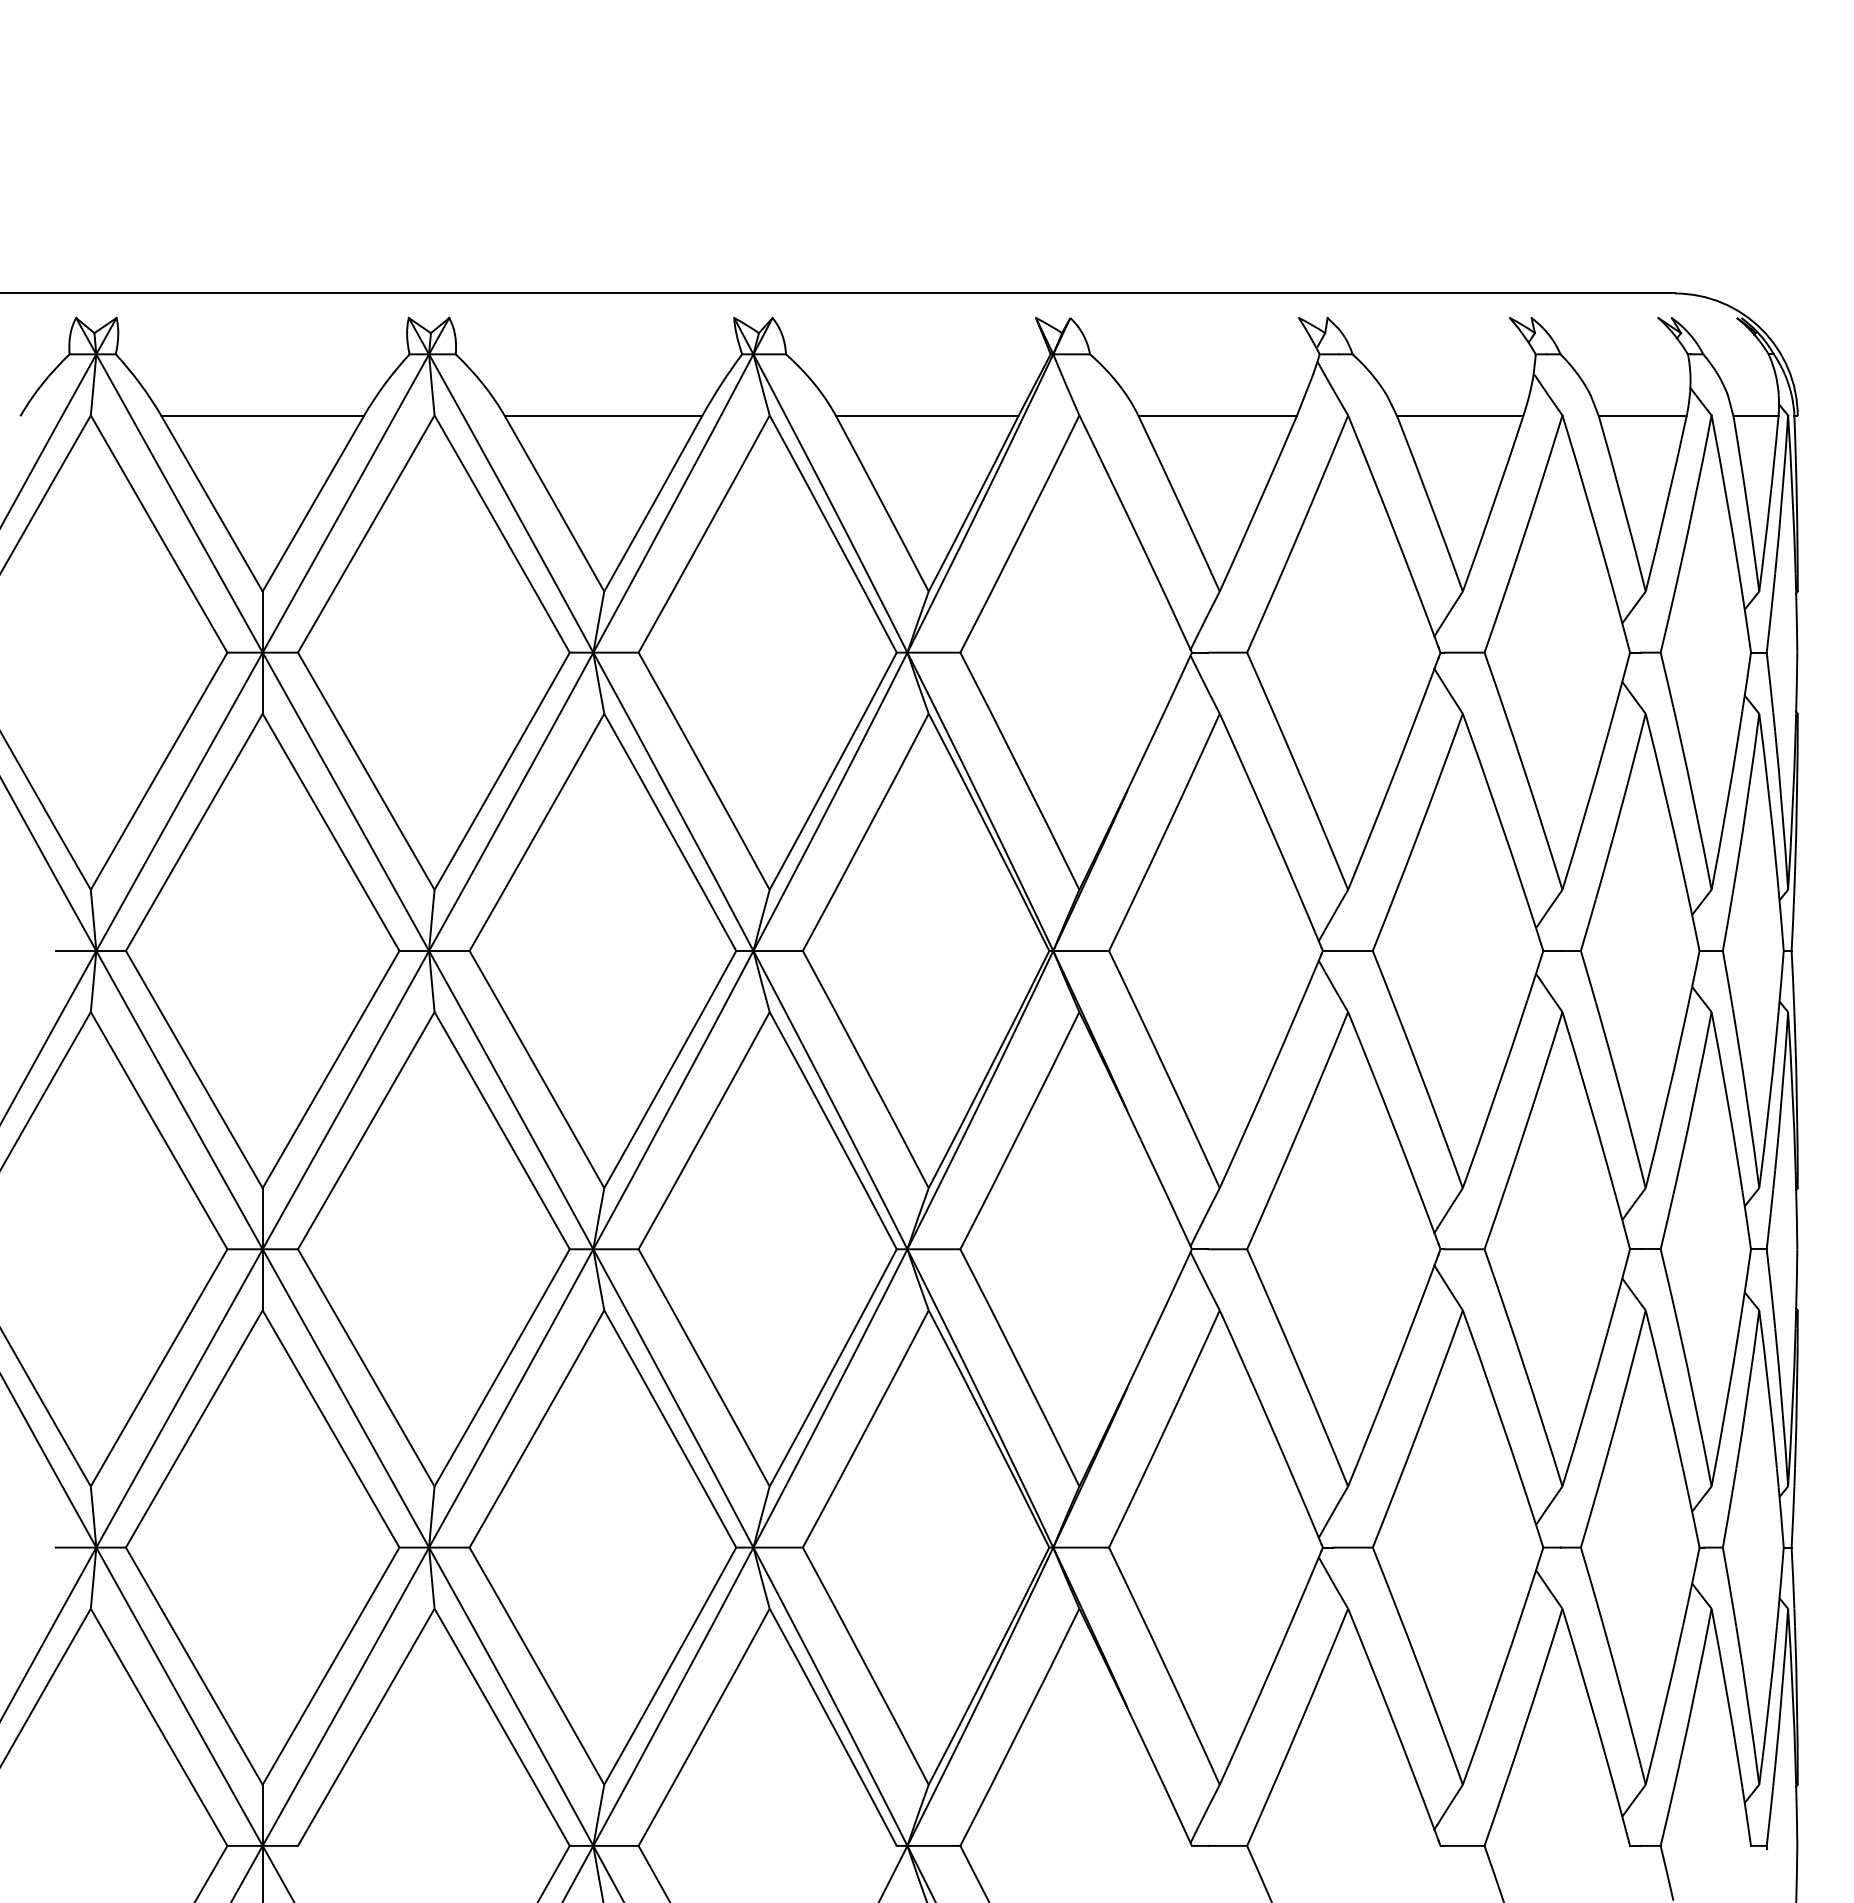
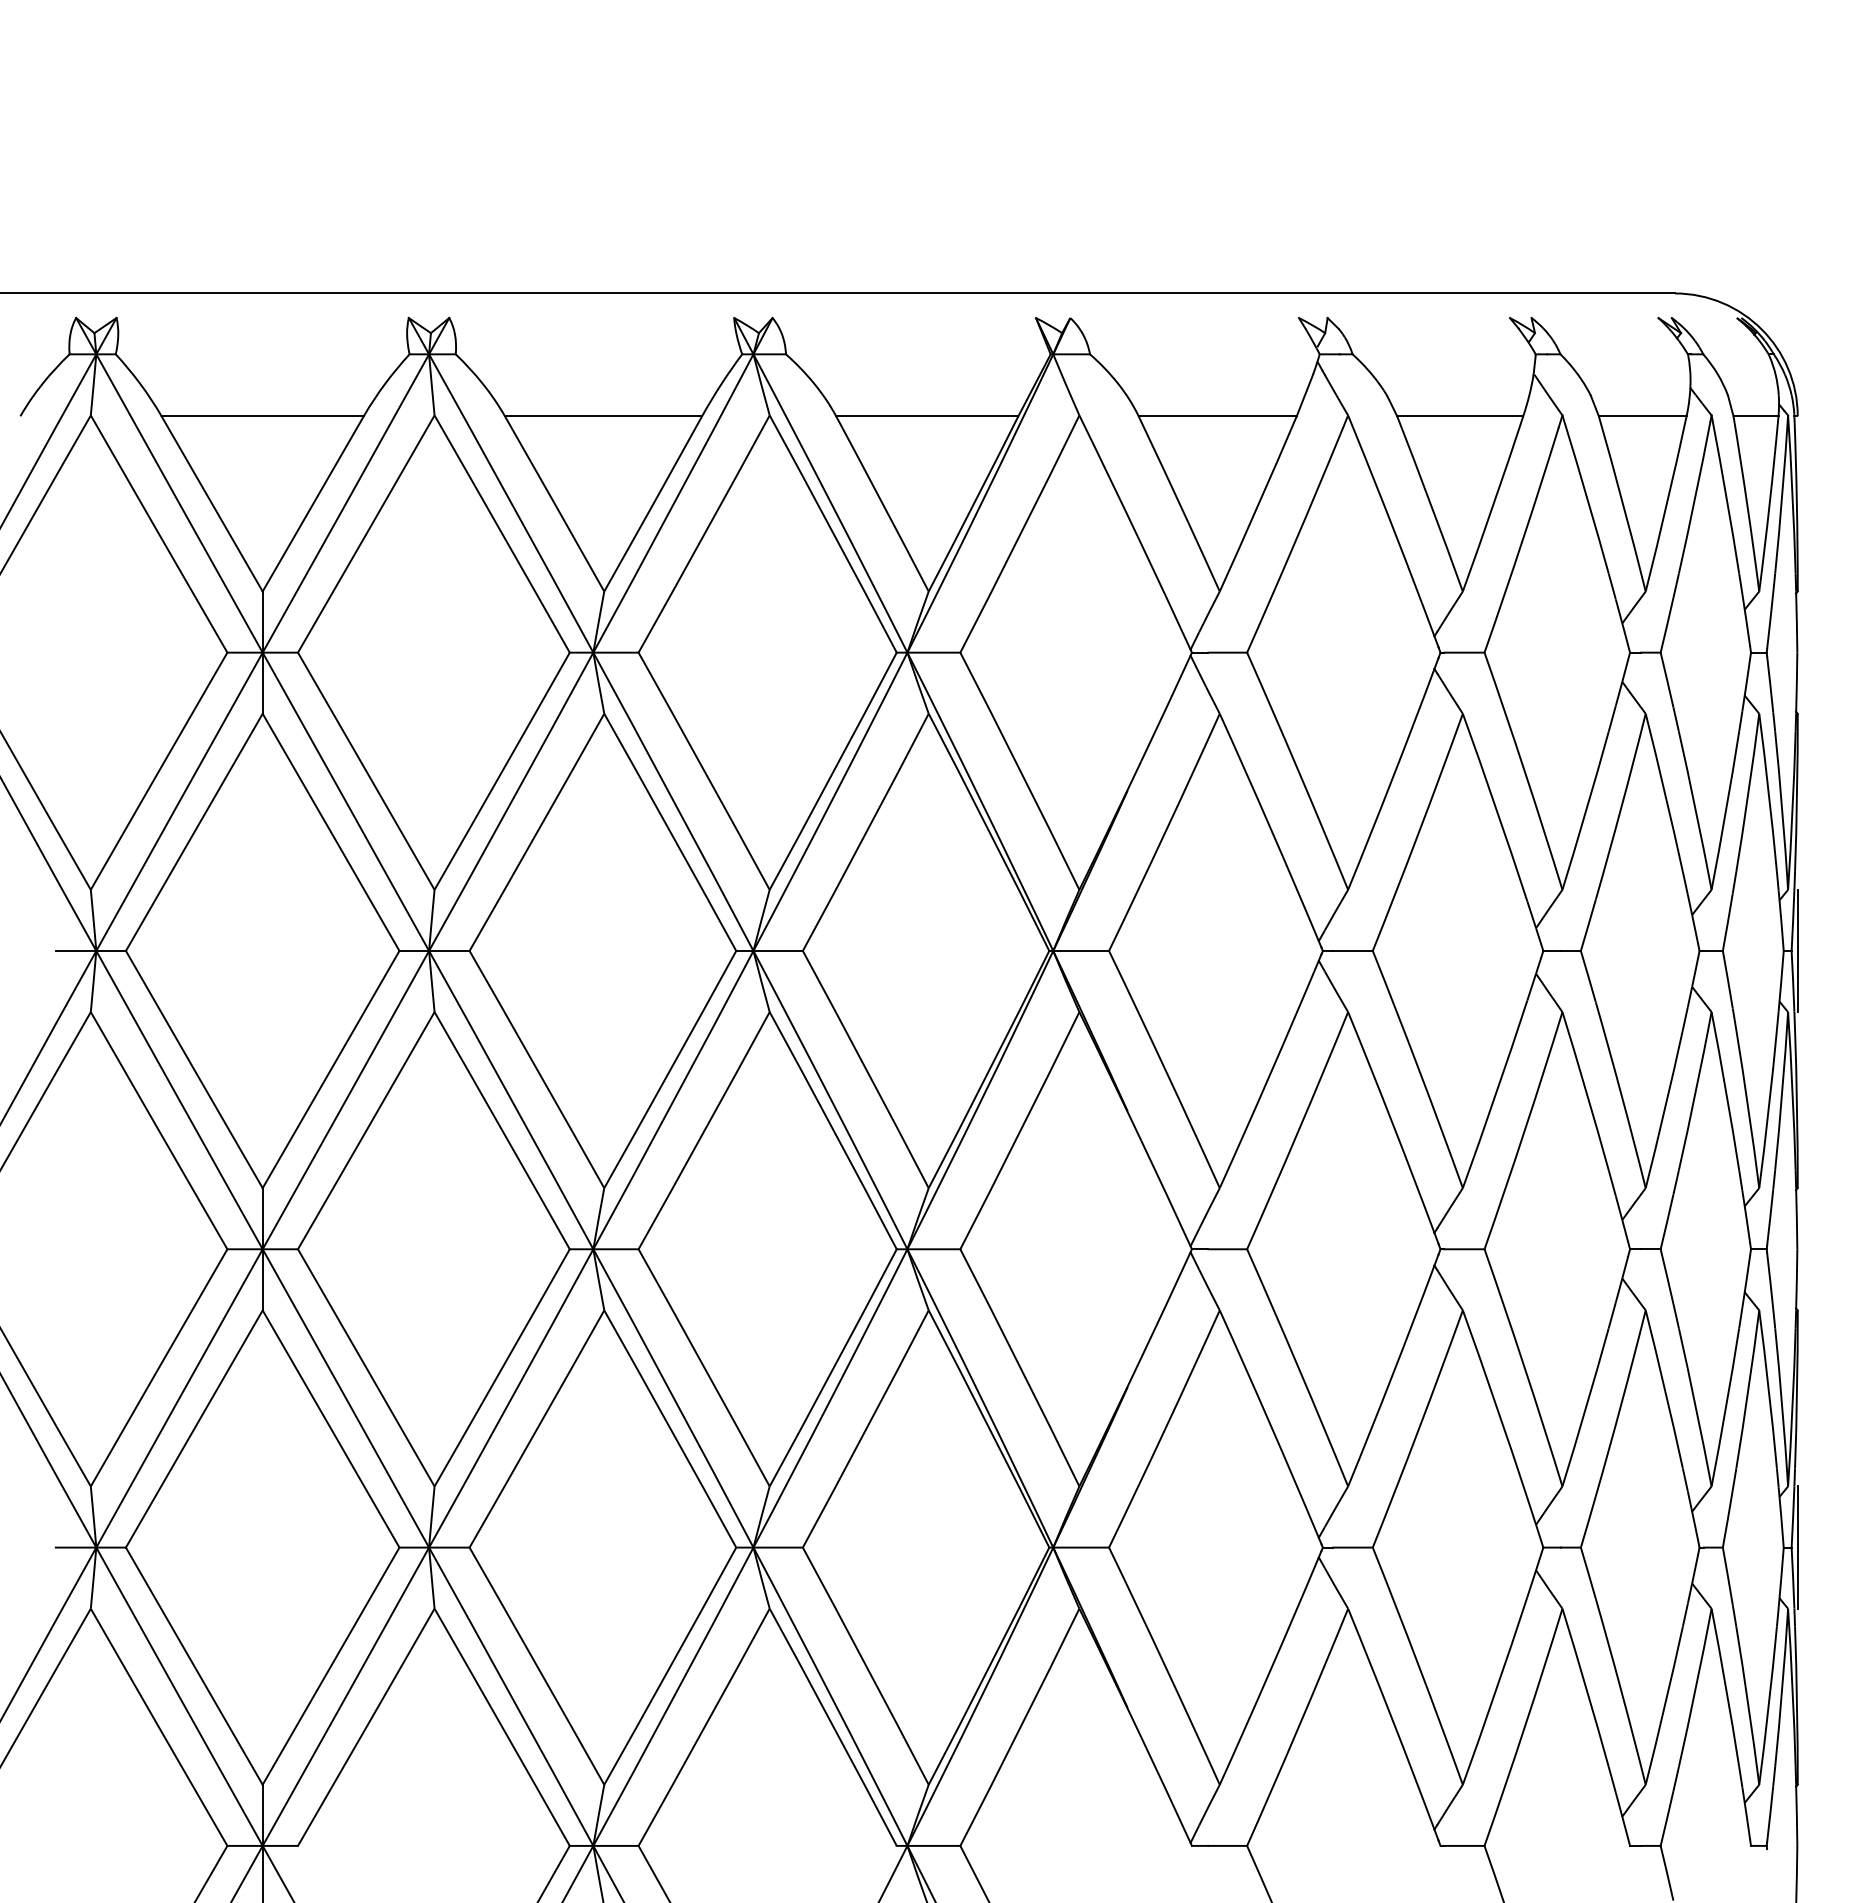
line: none -> present (1797, 950)
line: none -> present (1797, 1547)
